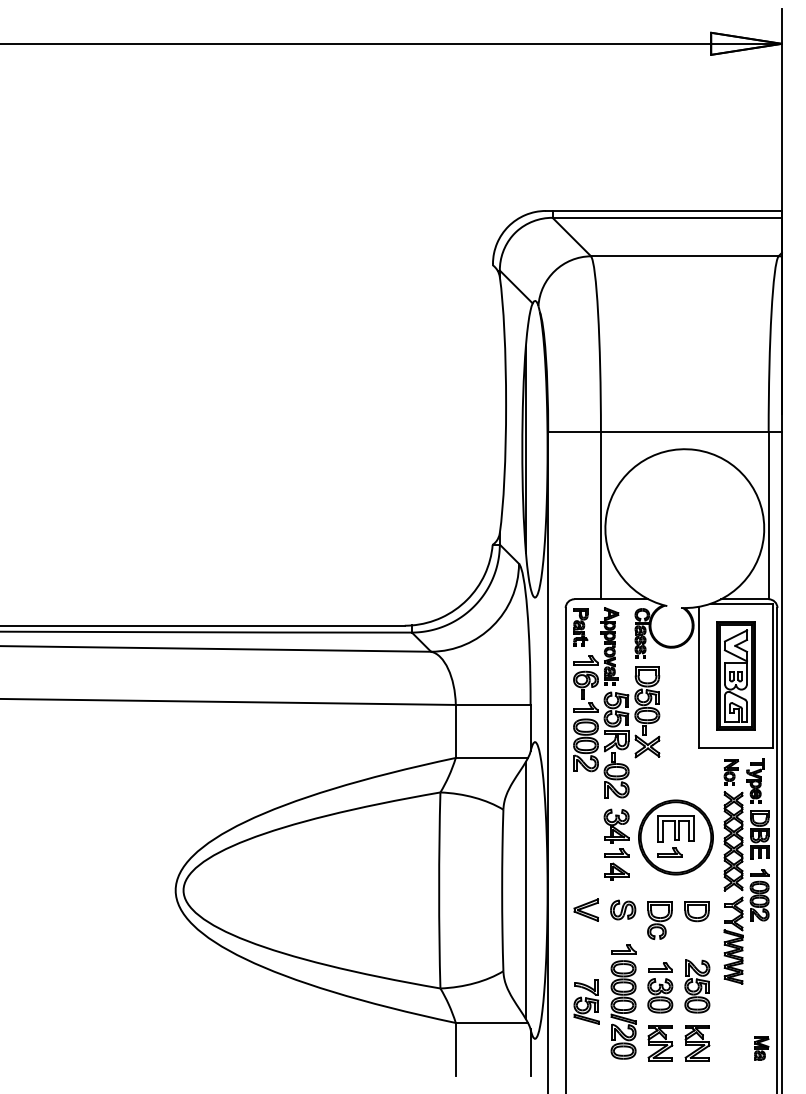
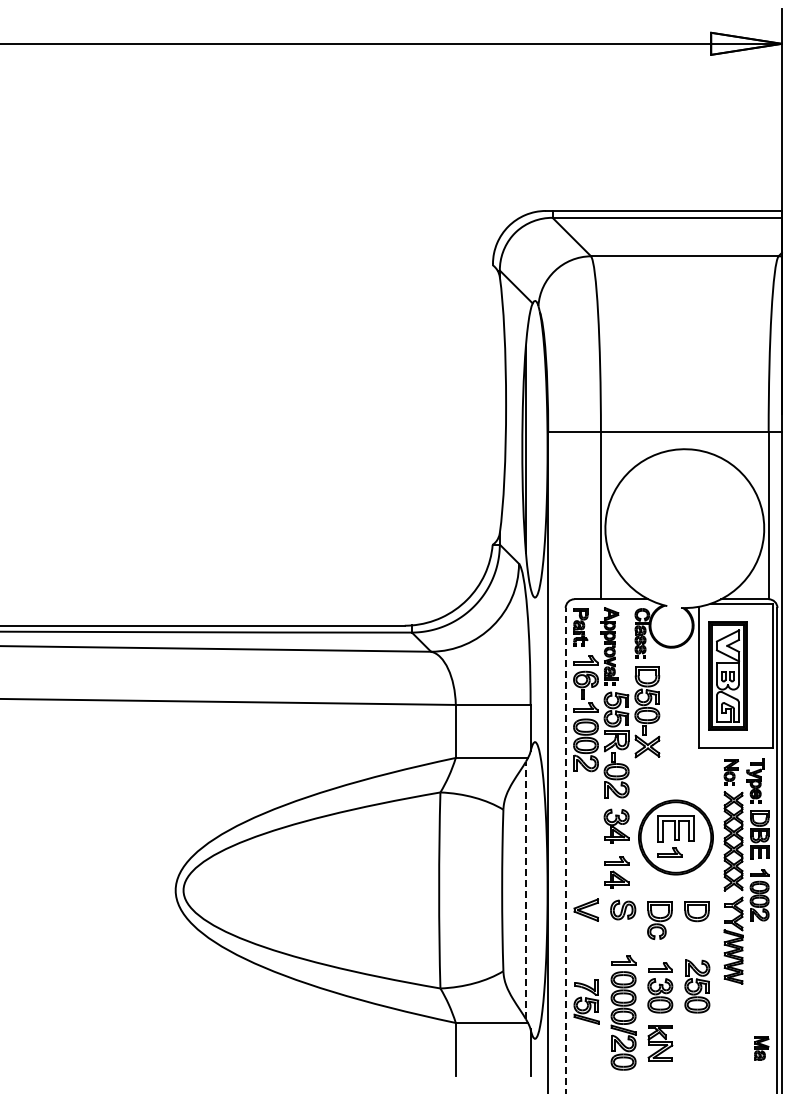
part position: (735, 675) -> (727, 675) (727, 675)
line: solid -> dashed (565, 850)
part position: (616, 864) -> (616, 872) (616, 872)
line: solid -> dashed (525, 890)
part position: (623, 1001) -> (623, 1012) (623, 1012)
part: present -> none (697, 1043)
